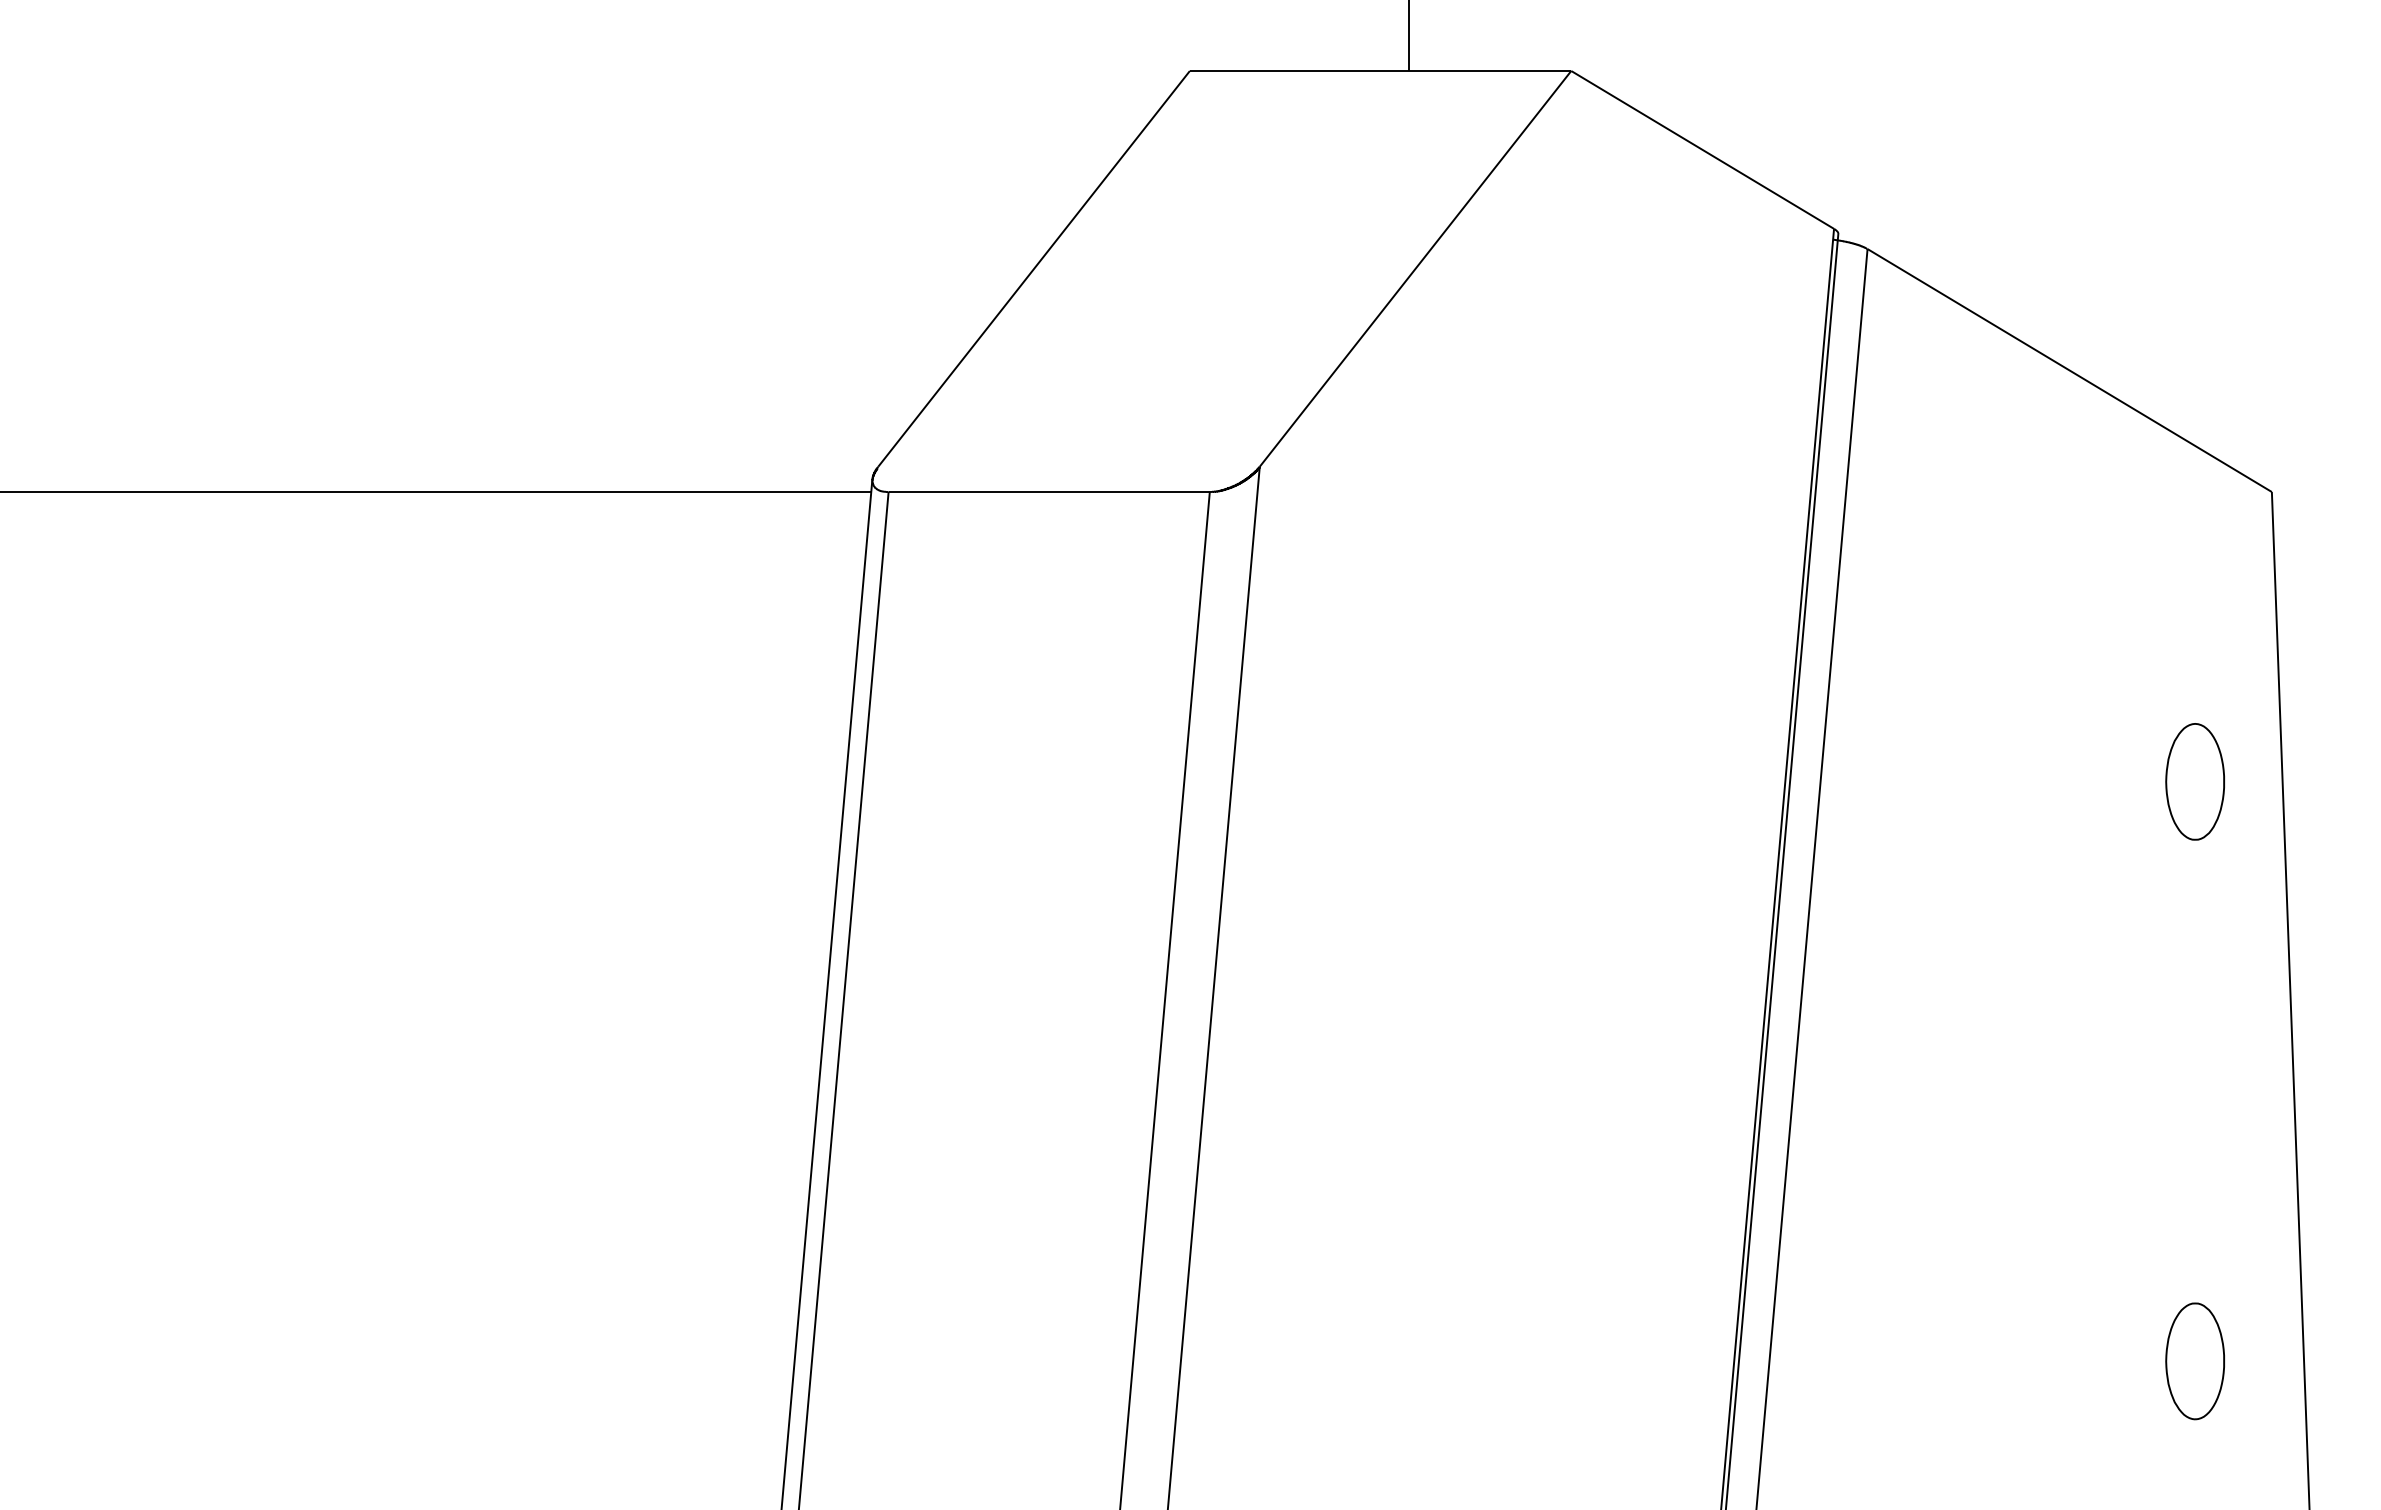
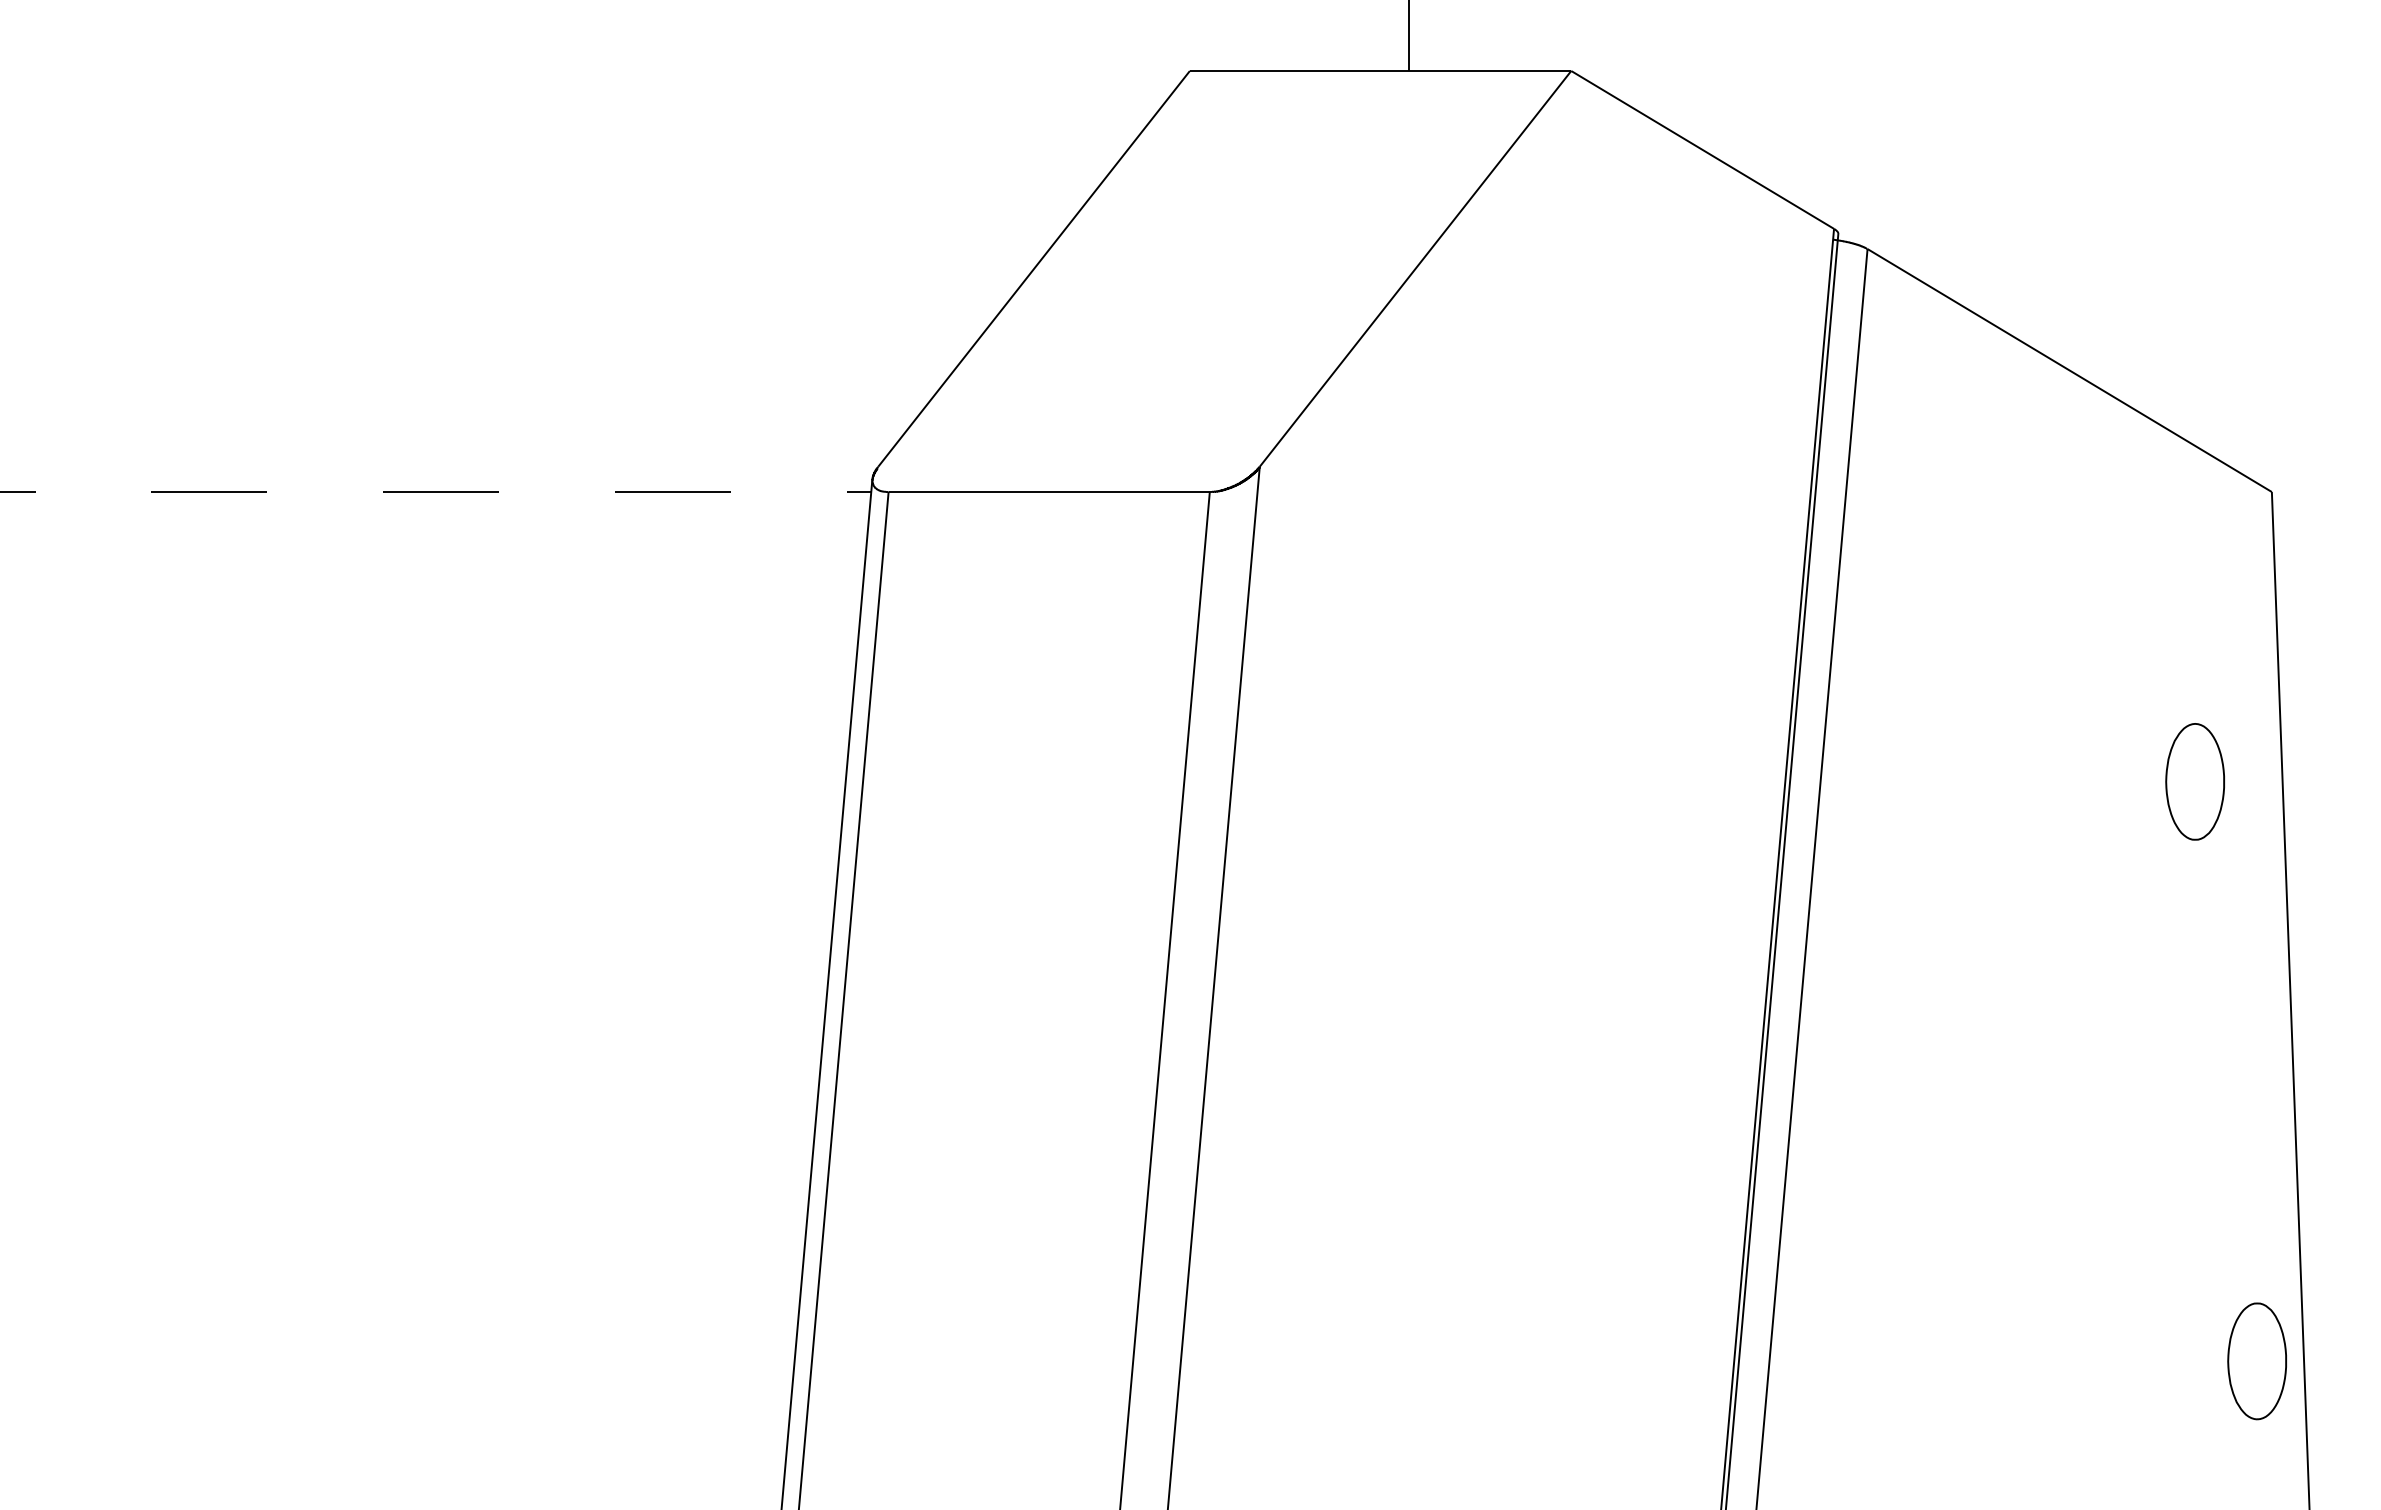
line: solid -> dashed (436, 492)
part position: (2194, 1361) -> (2256, 1361) (2256, 1361)
